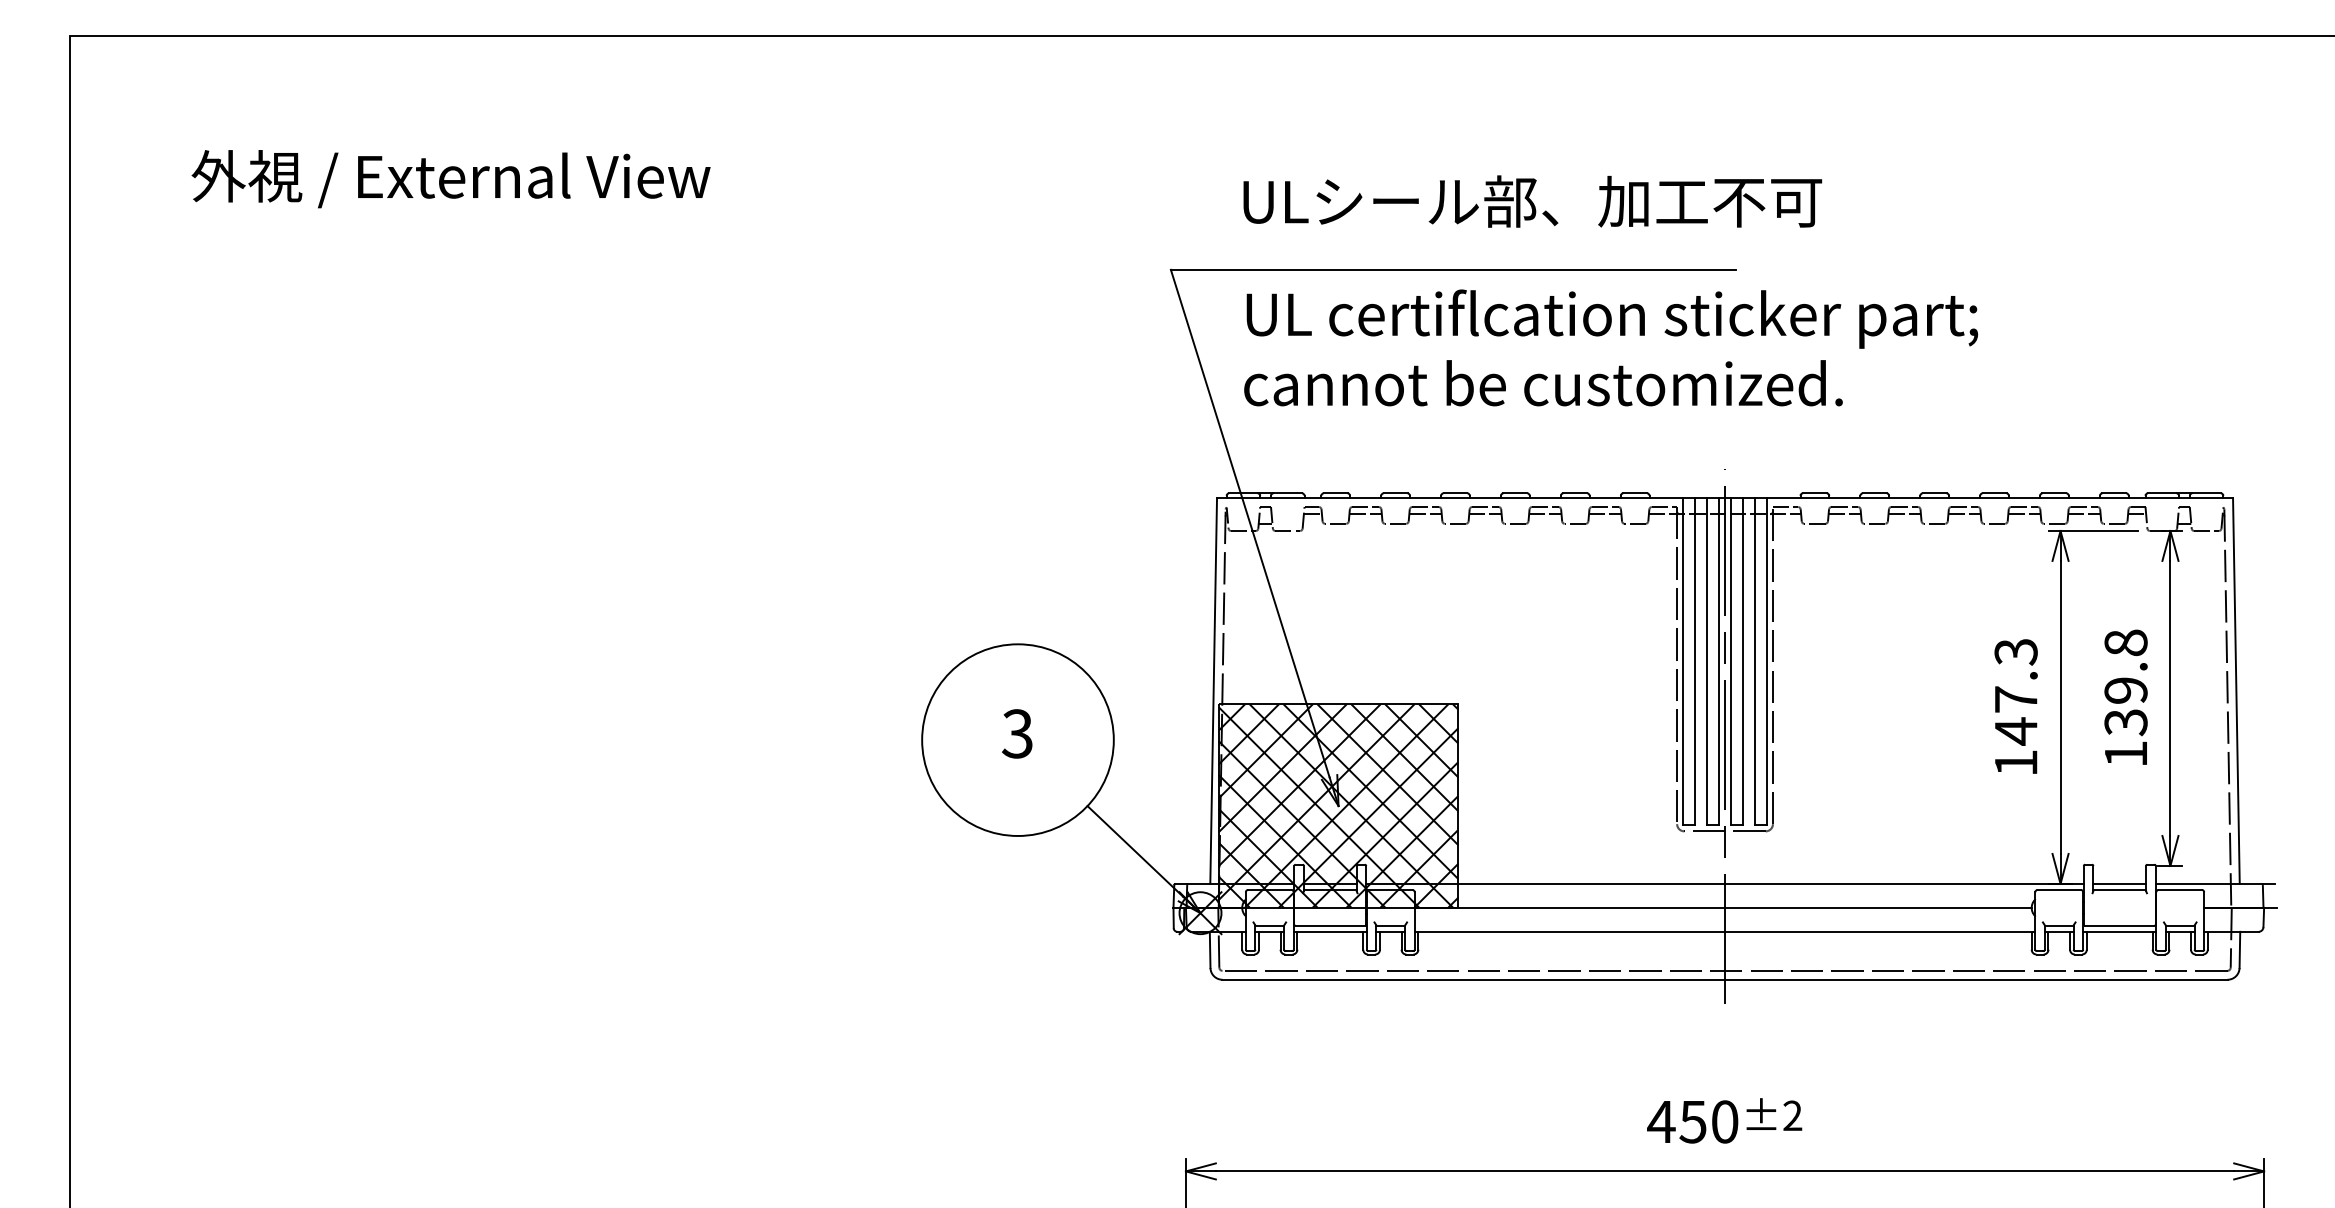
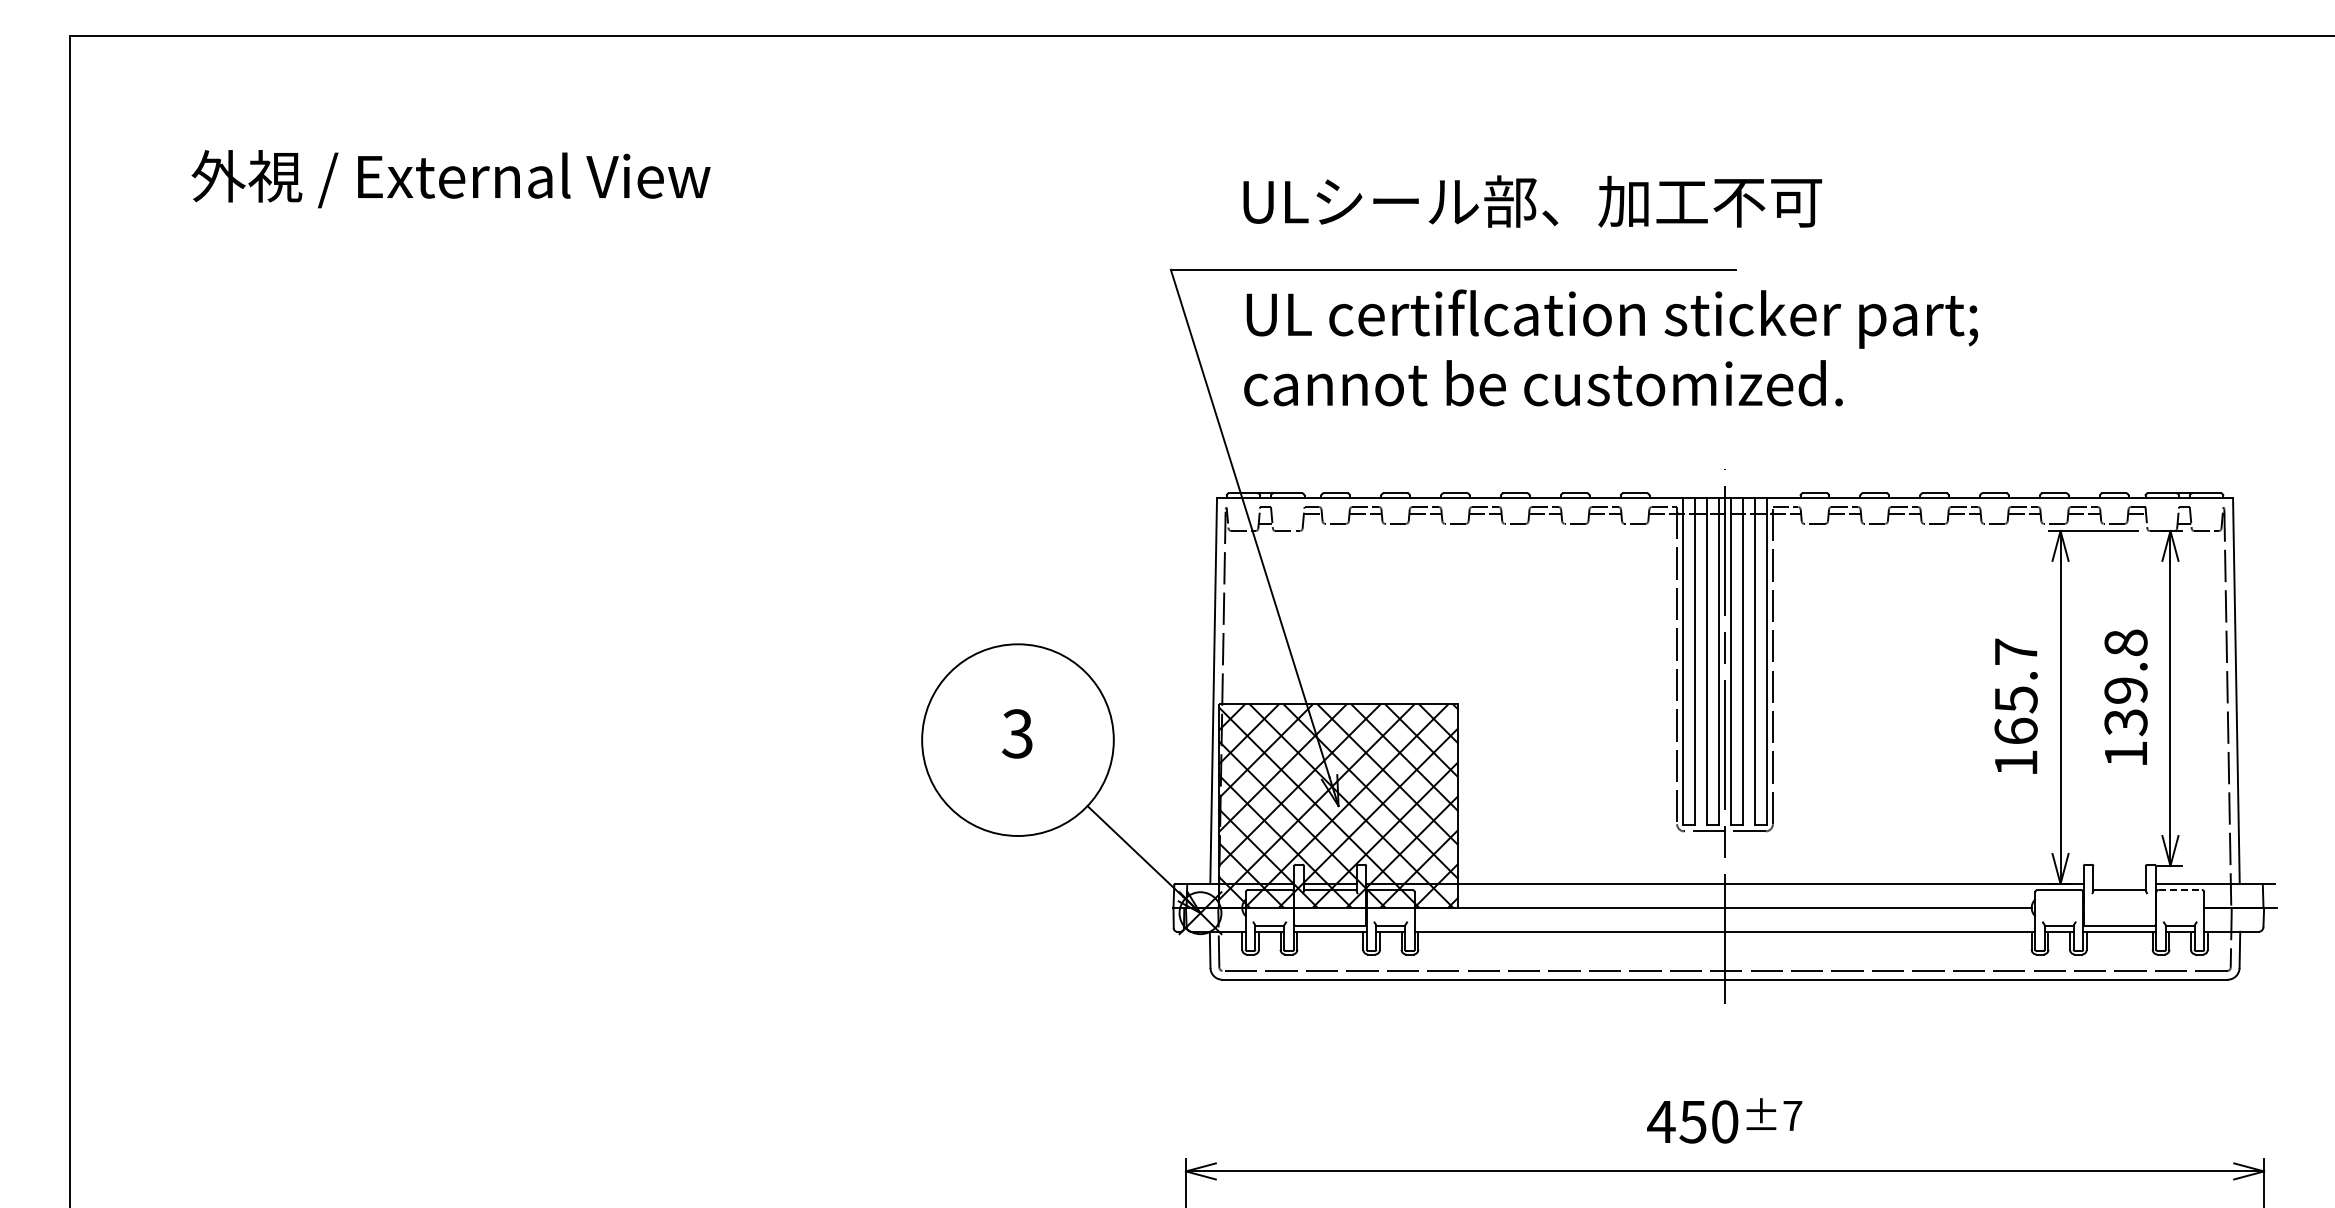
text: 147.3 -> 165.7 (2015, 691)
line: present -> none (2119, 883)
line: solid -> dashed (2180, 889)
text: ±2 -> ±7 (1792, 1115)
